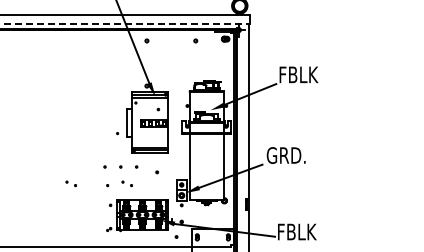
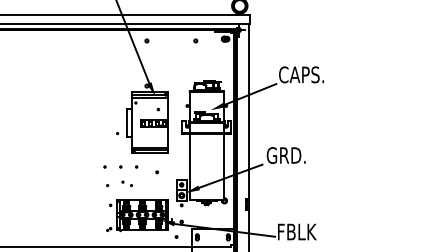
line: dashed -> solid (125, 24)
text: FBLK -> CAPS. (301, 74)
part: present -> none (71, 183)
